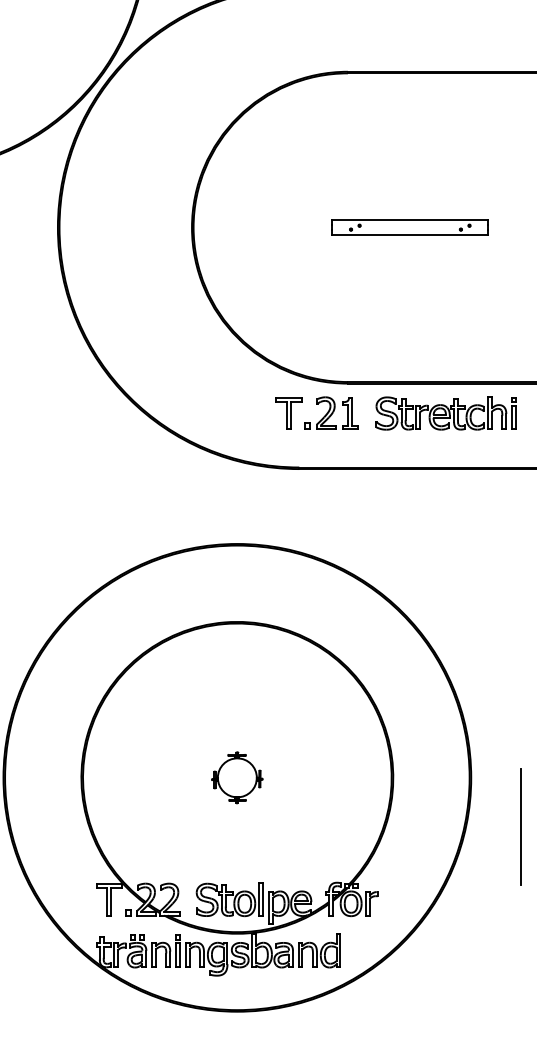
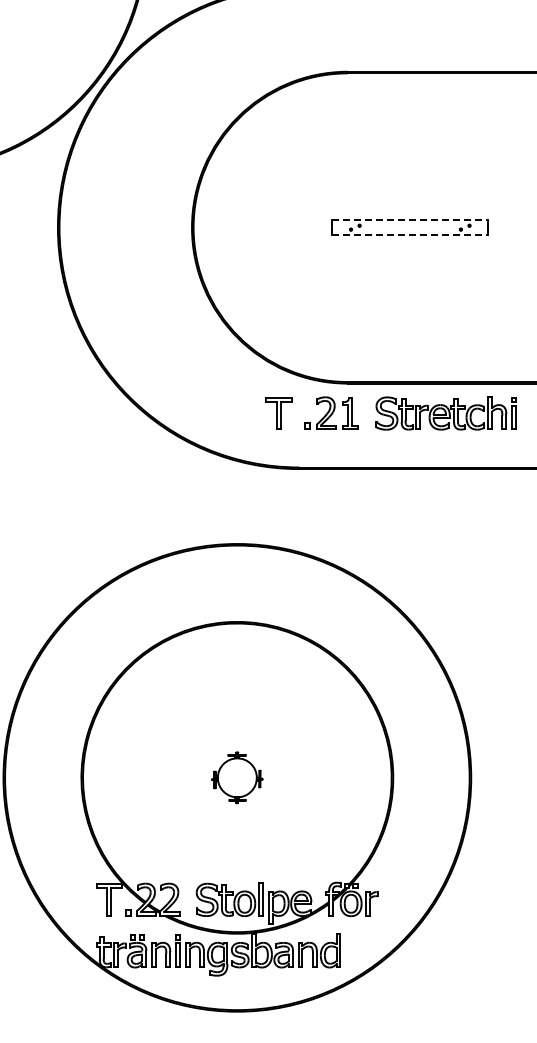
line: solid -> dashed (410, 220)
line: solid -> dashed (410, 235)
part position: (288, 413) -> (278, 413) (278, 413)
line: present -> none (520, 826)
